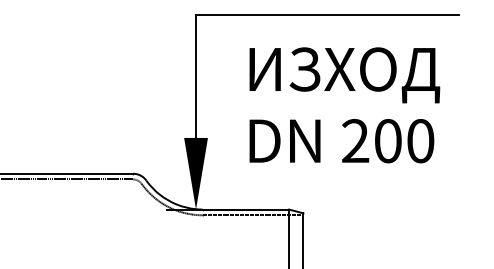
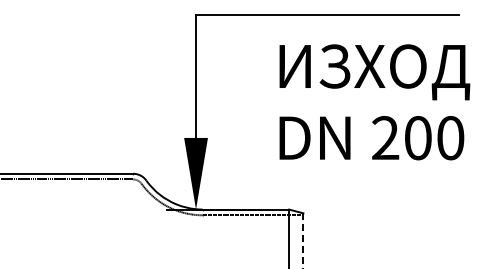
text position: (344, 105) -> (374, 102) (374, 102)
line: solid -> dashed (303, 241)
